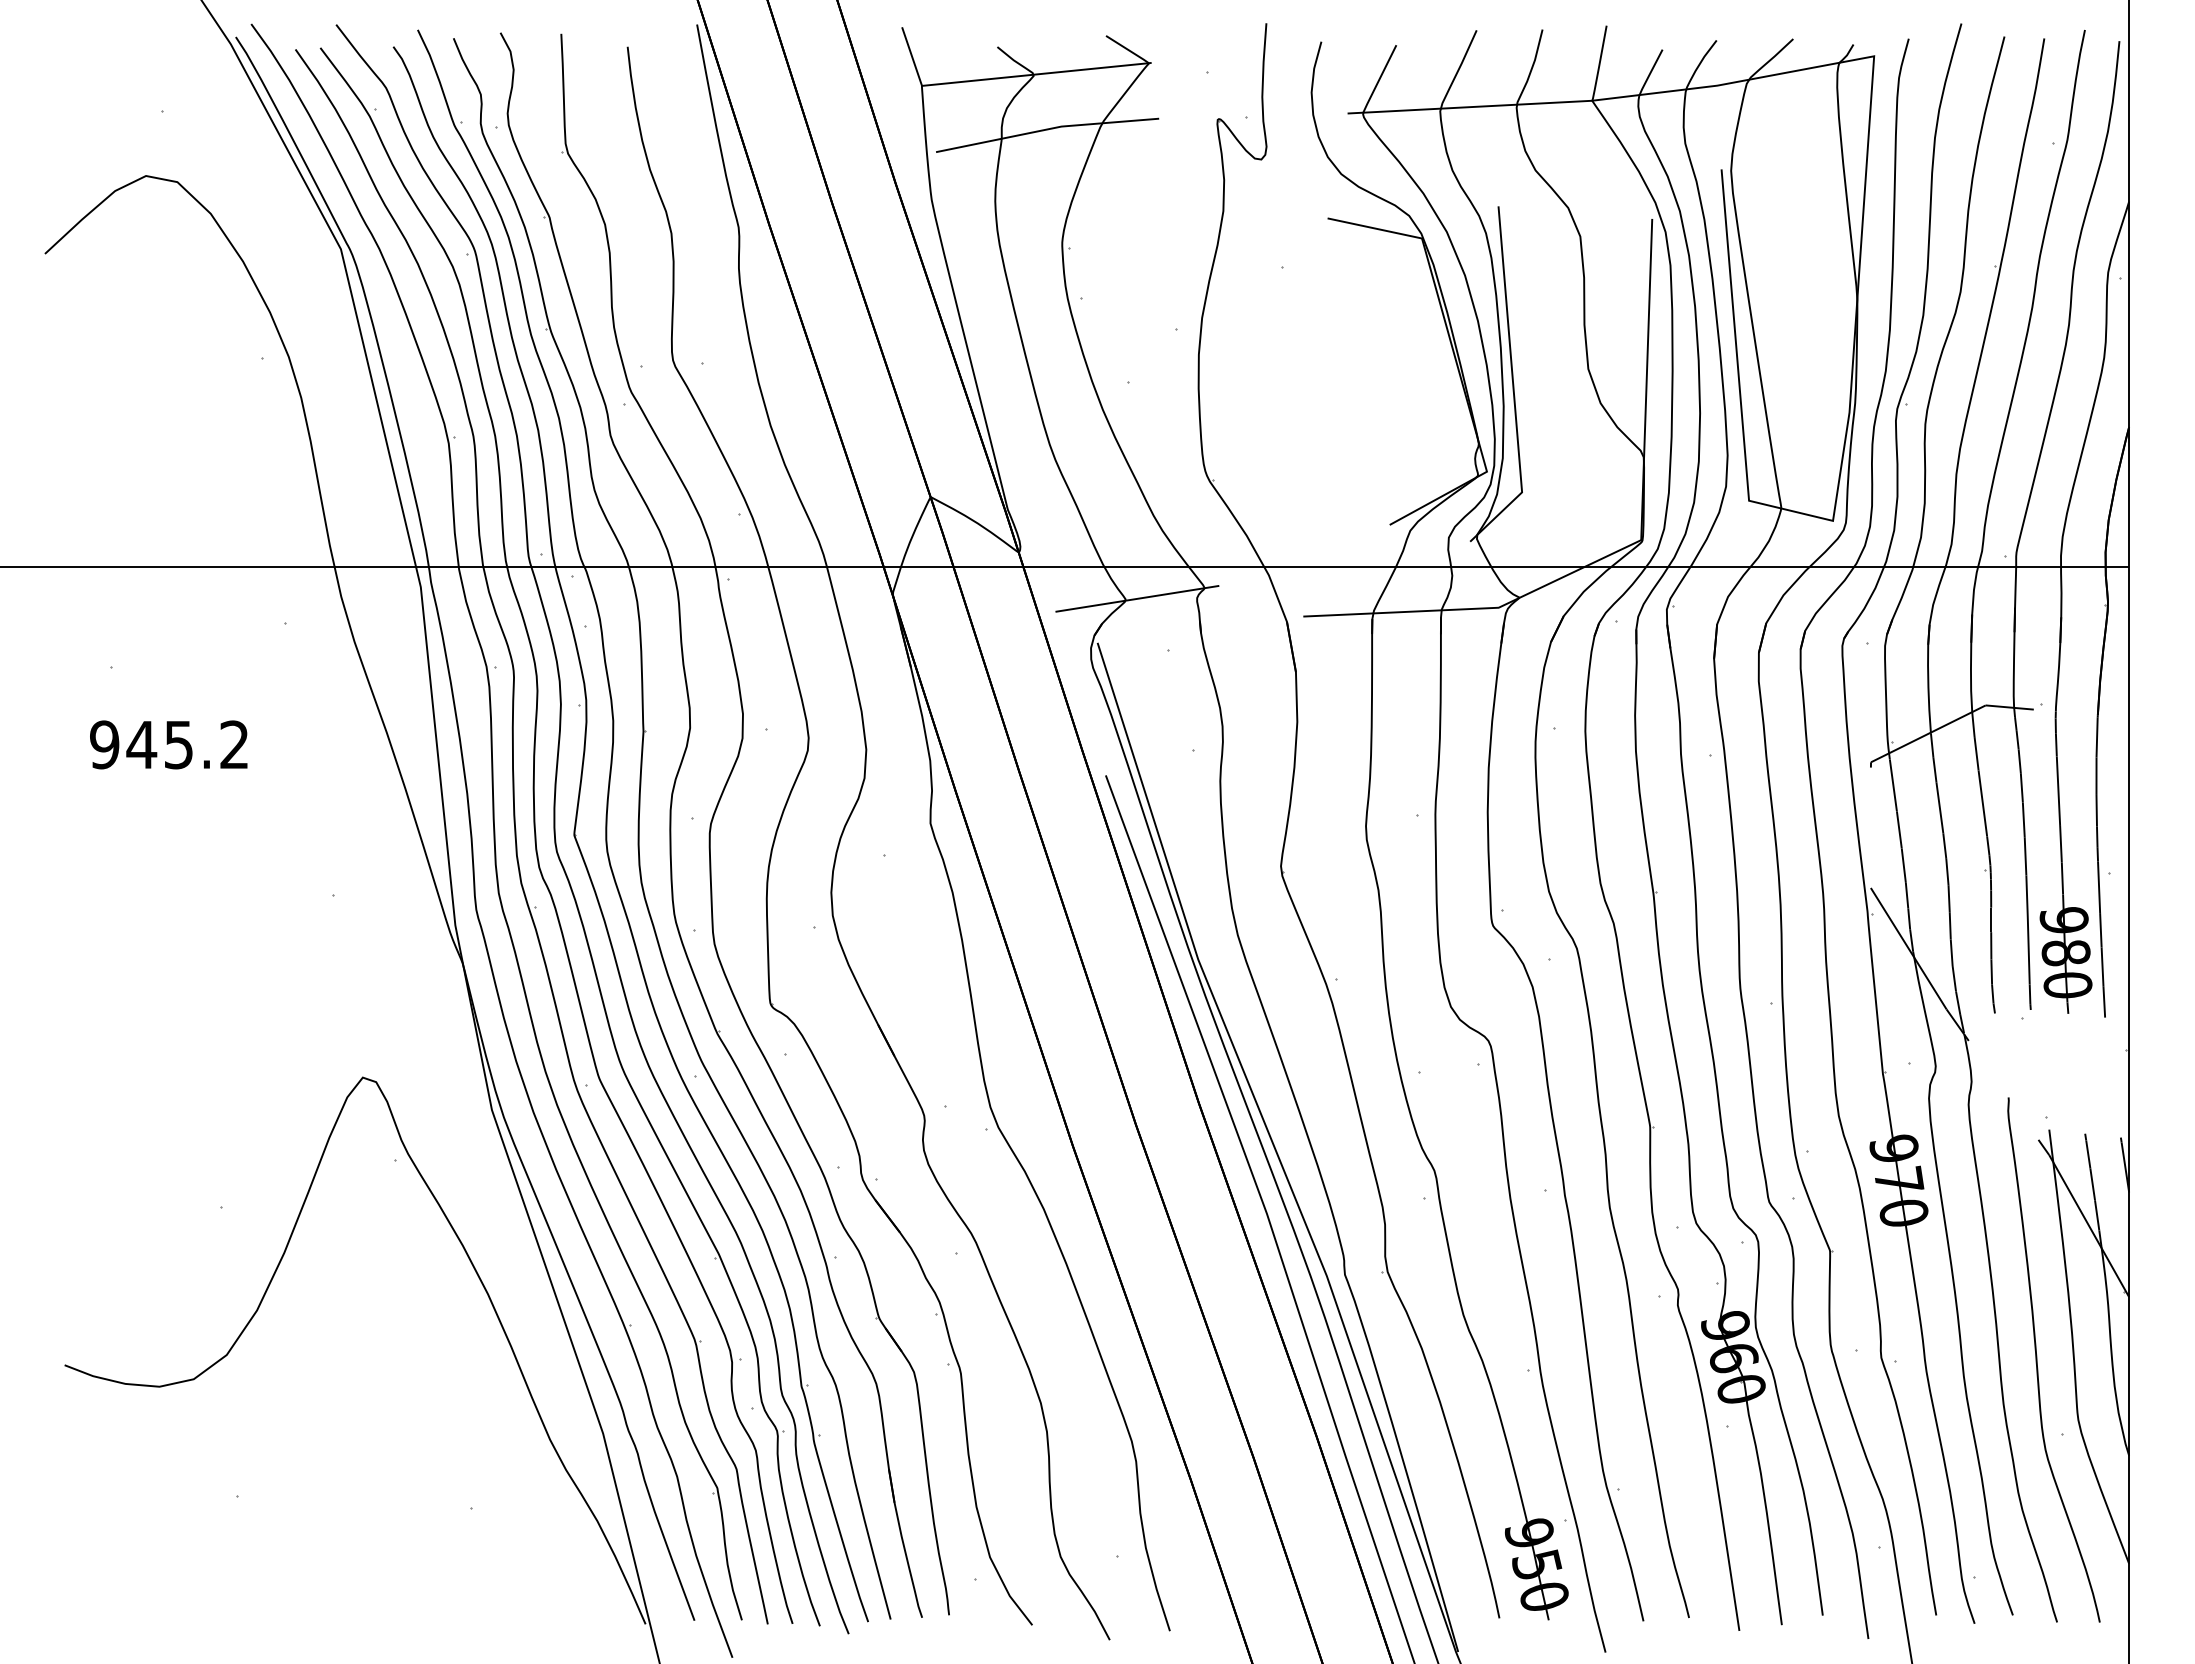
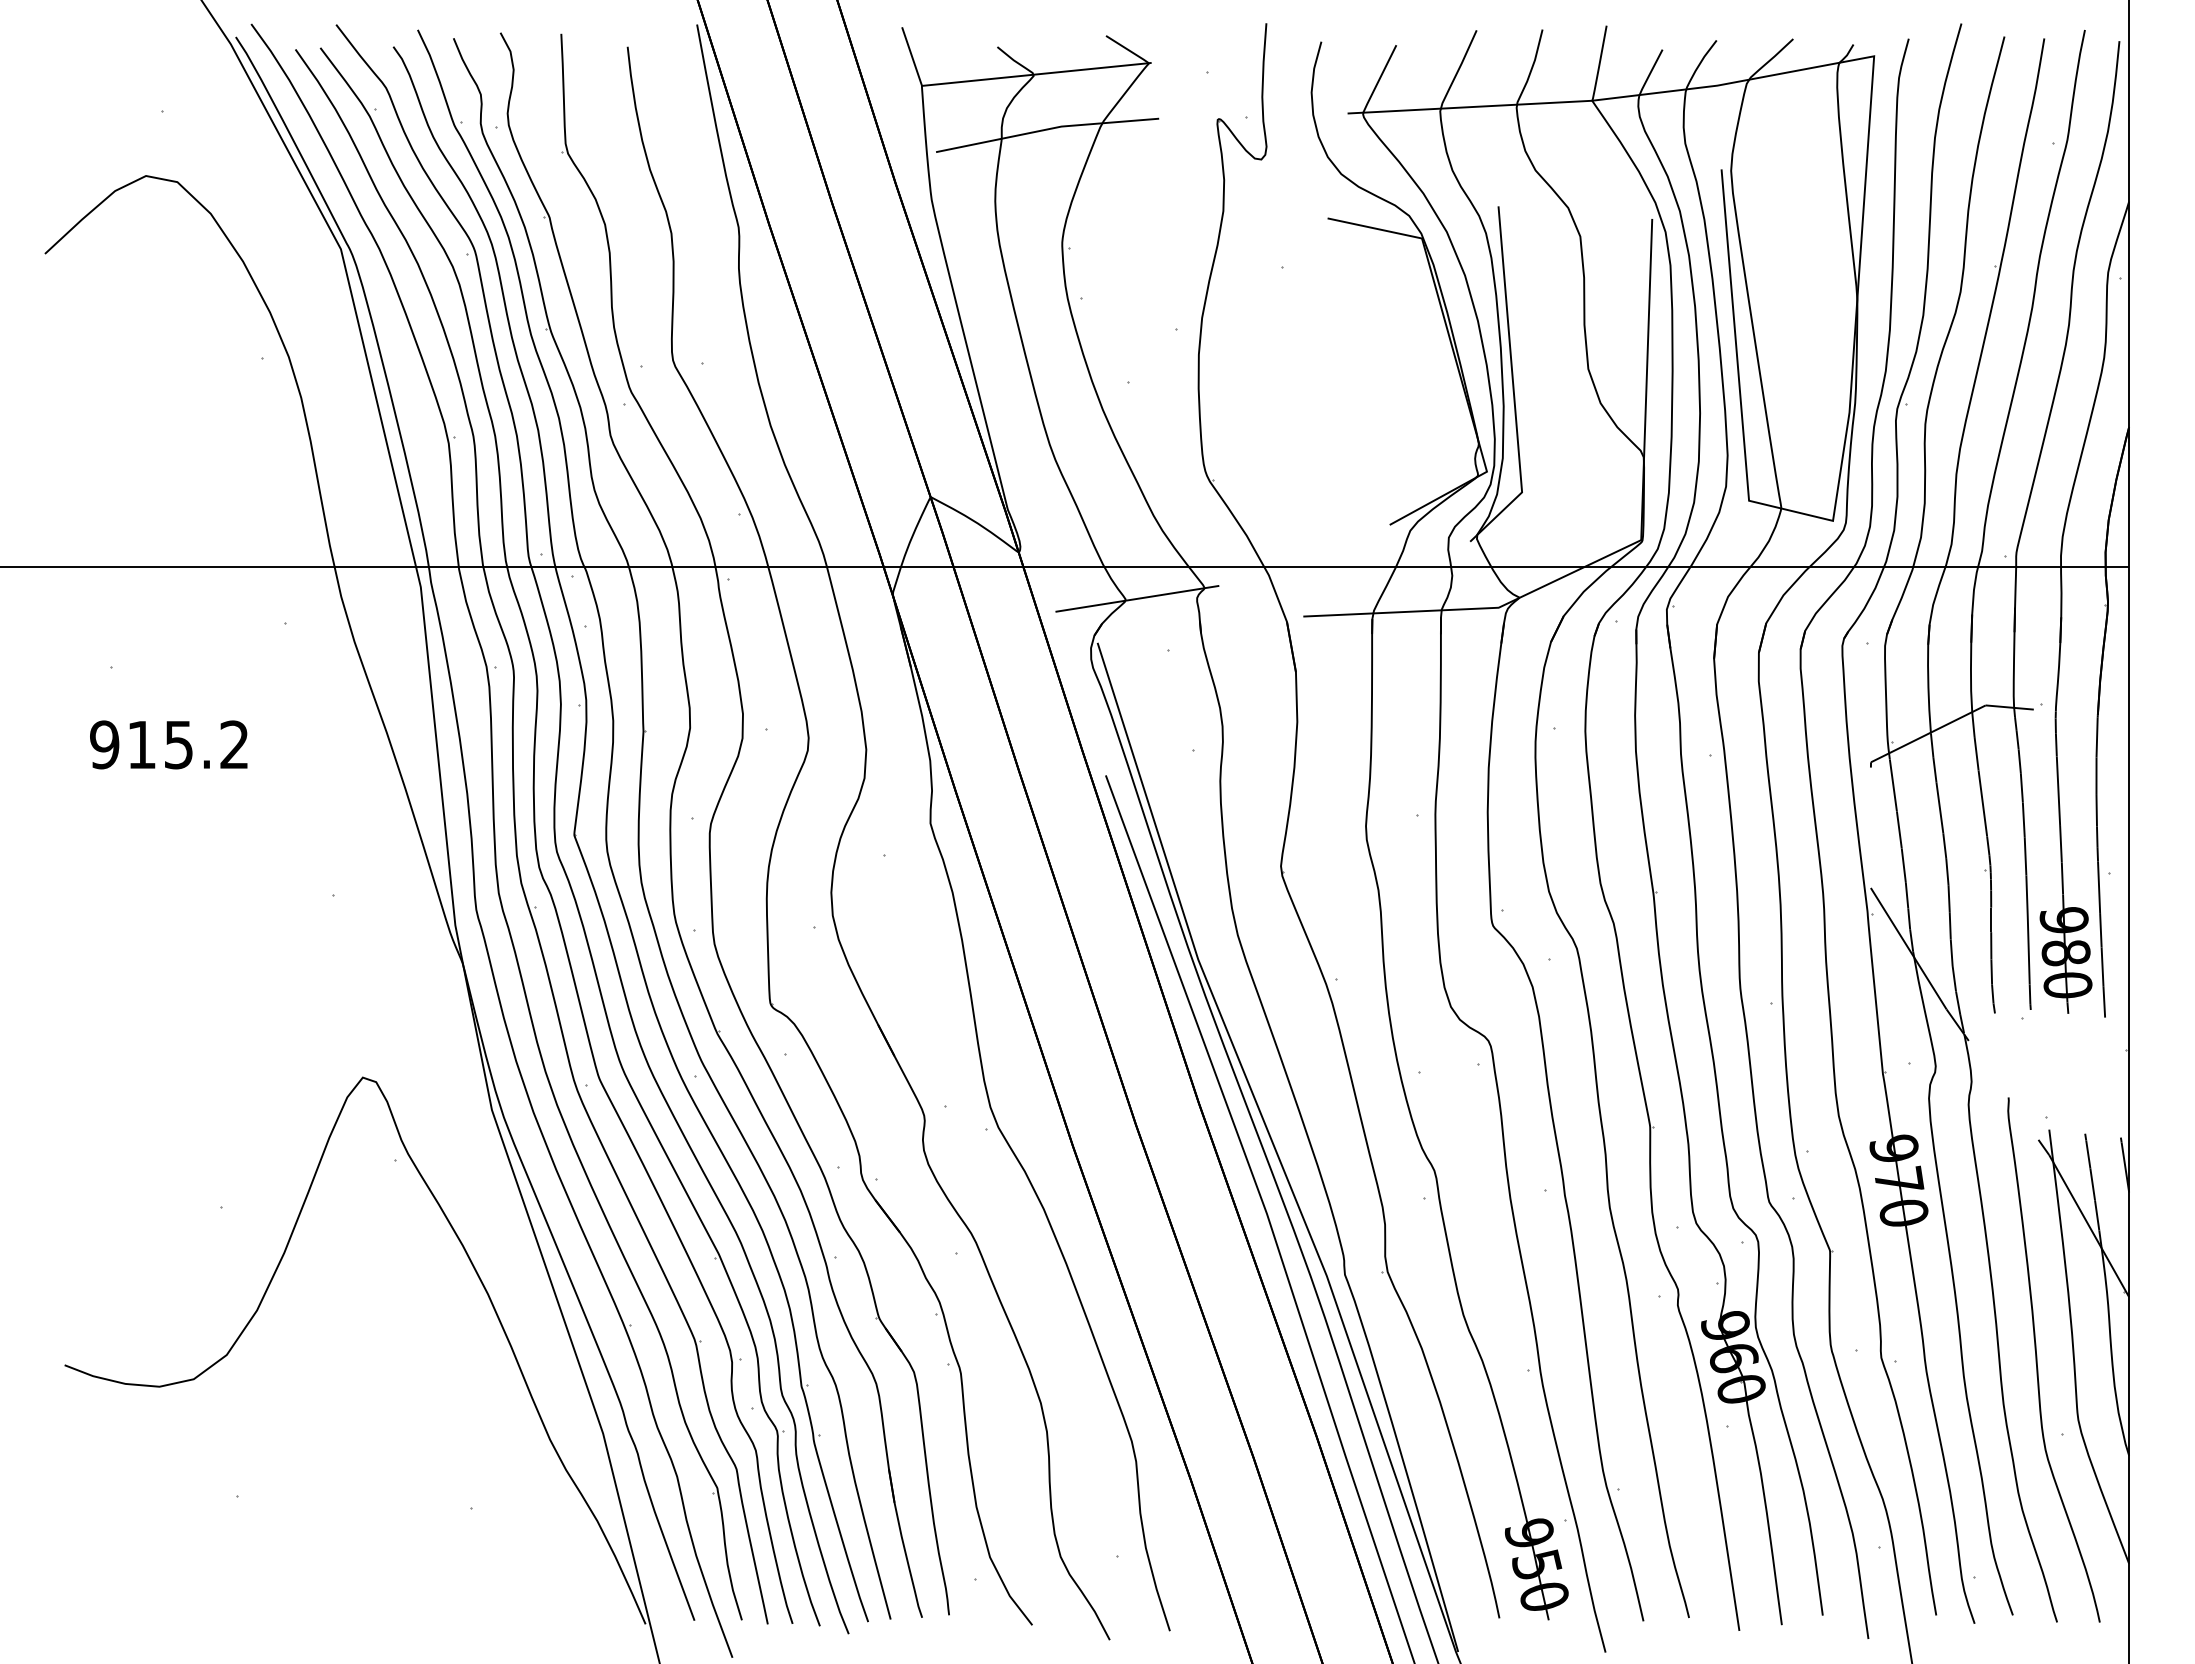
text: 945.2 -> 915.2 (141, 744)
